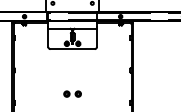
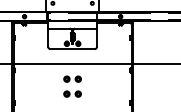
line: none -> present (89, 63)
part: none -> present (72, 78)
